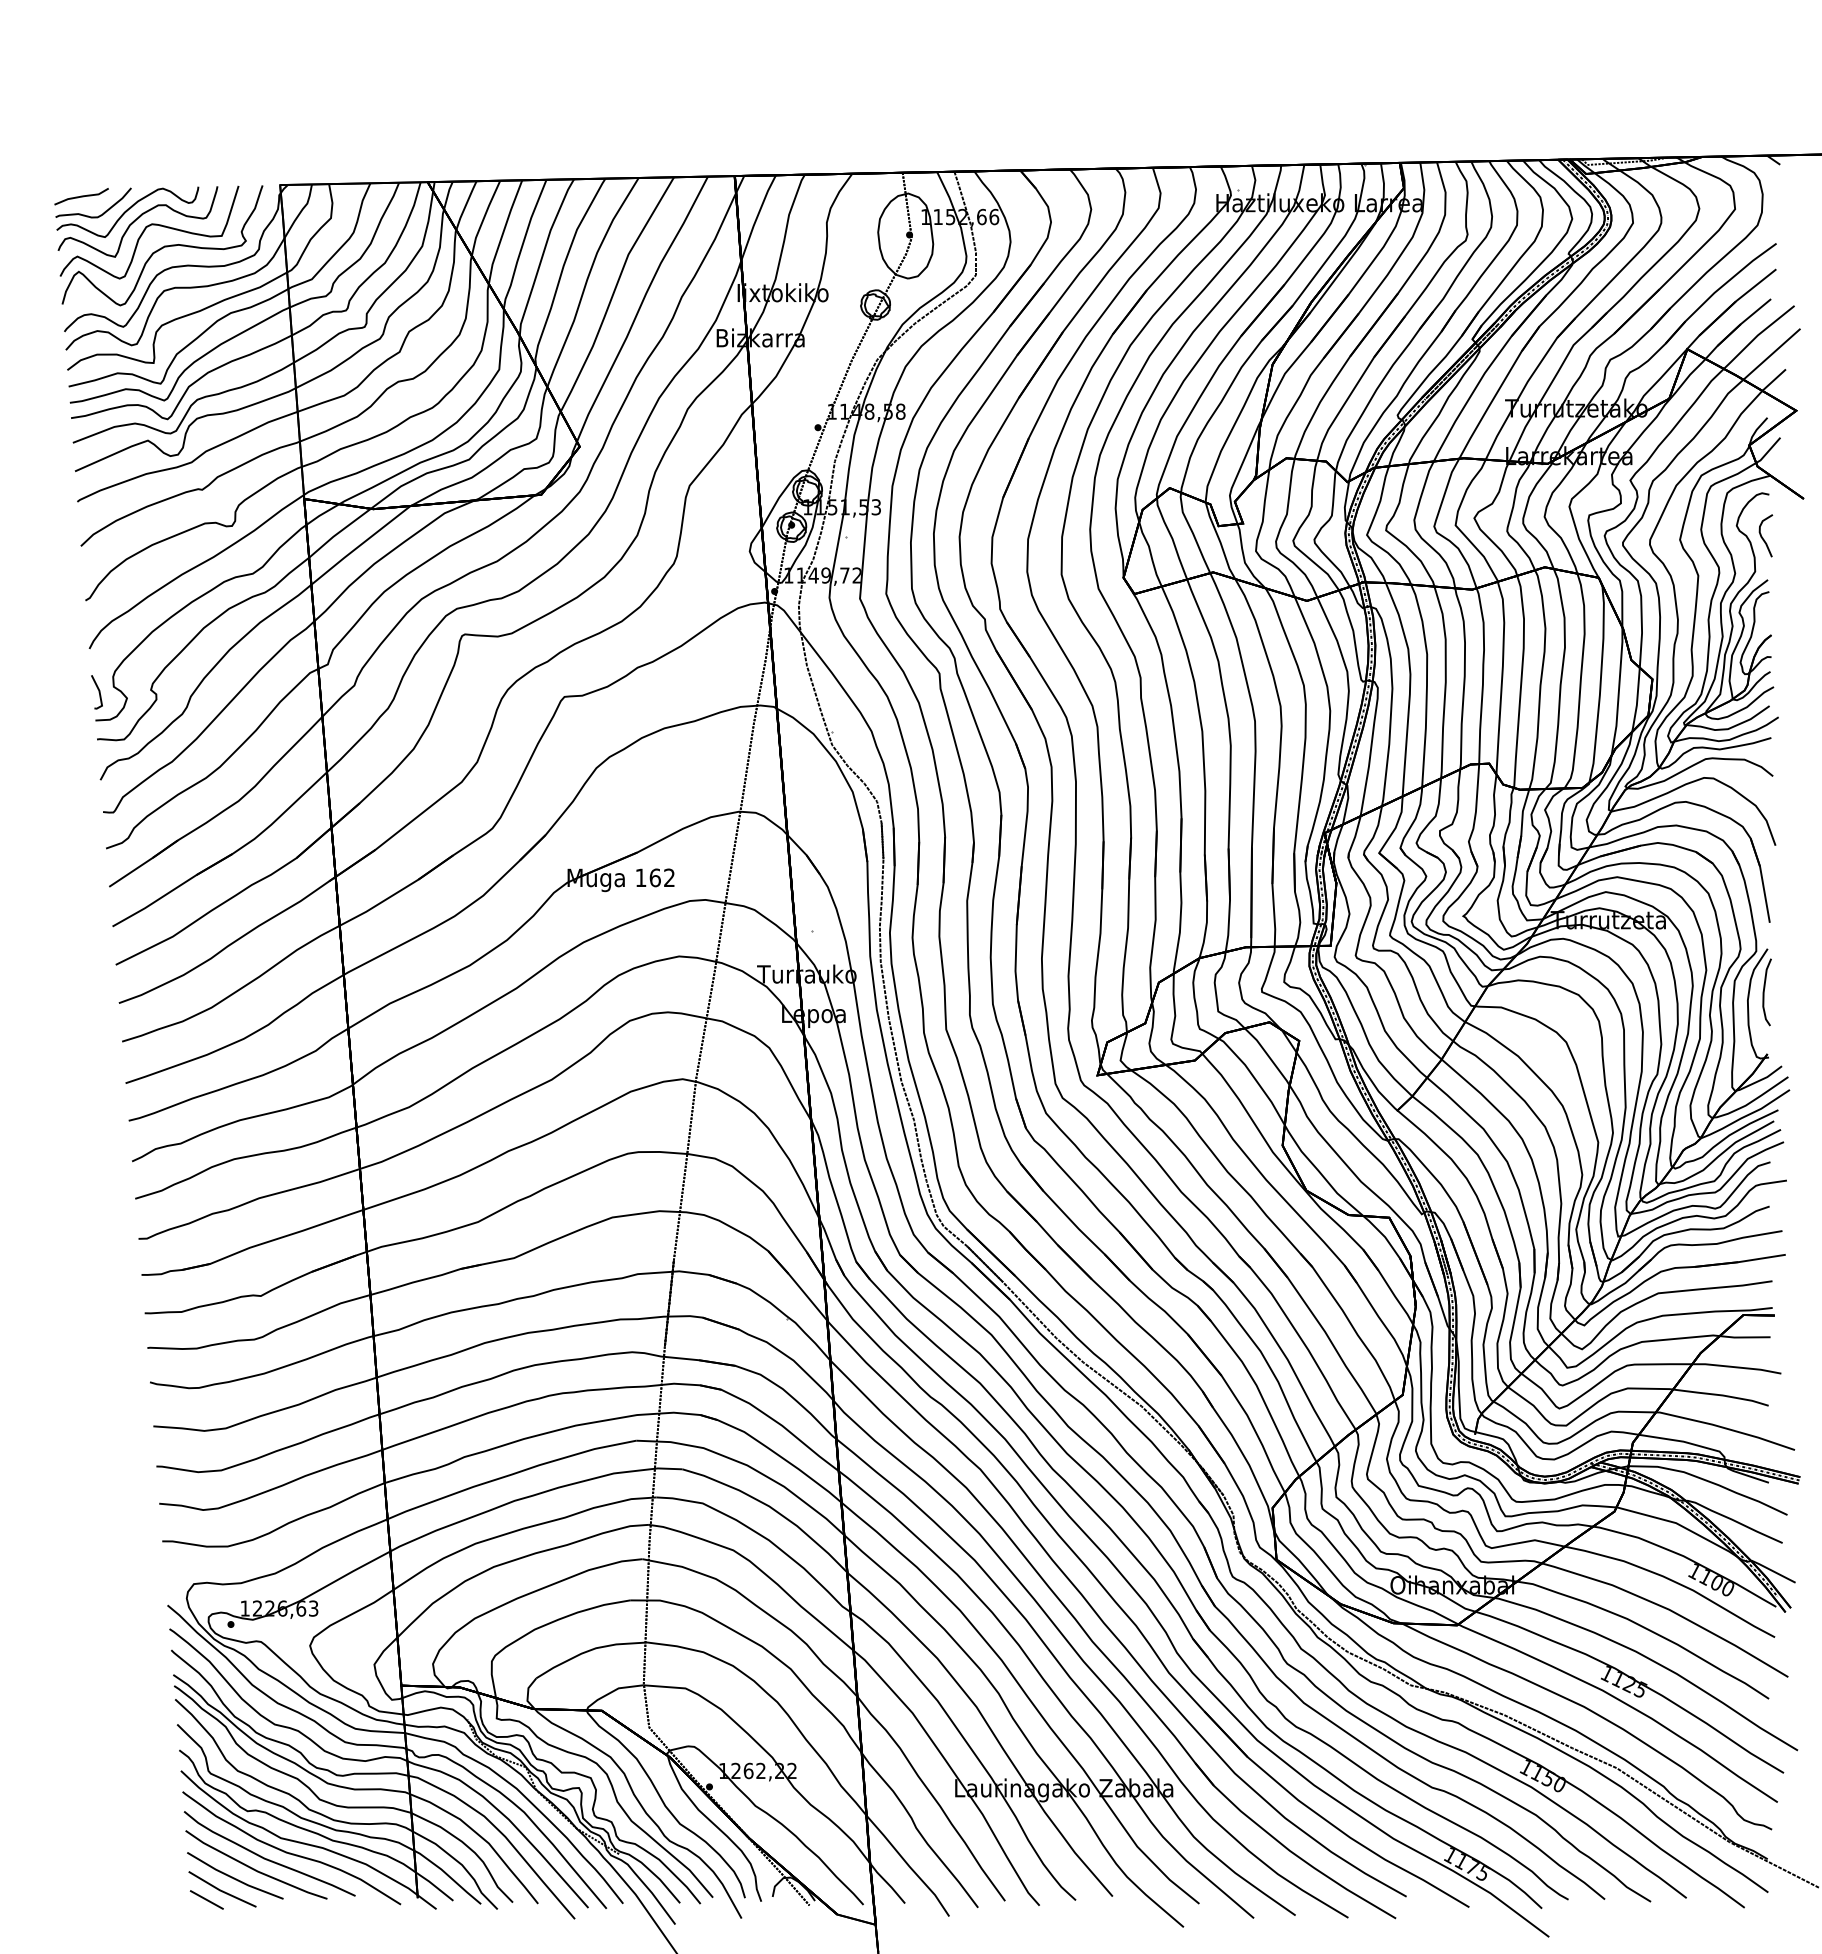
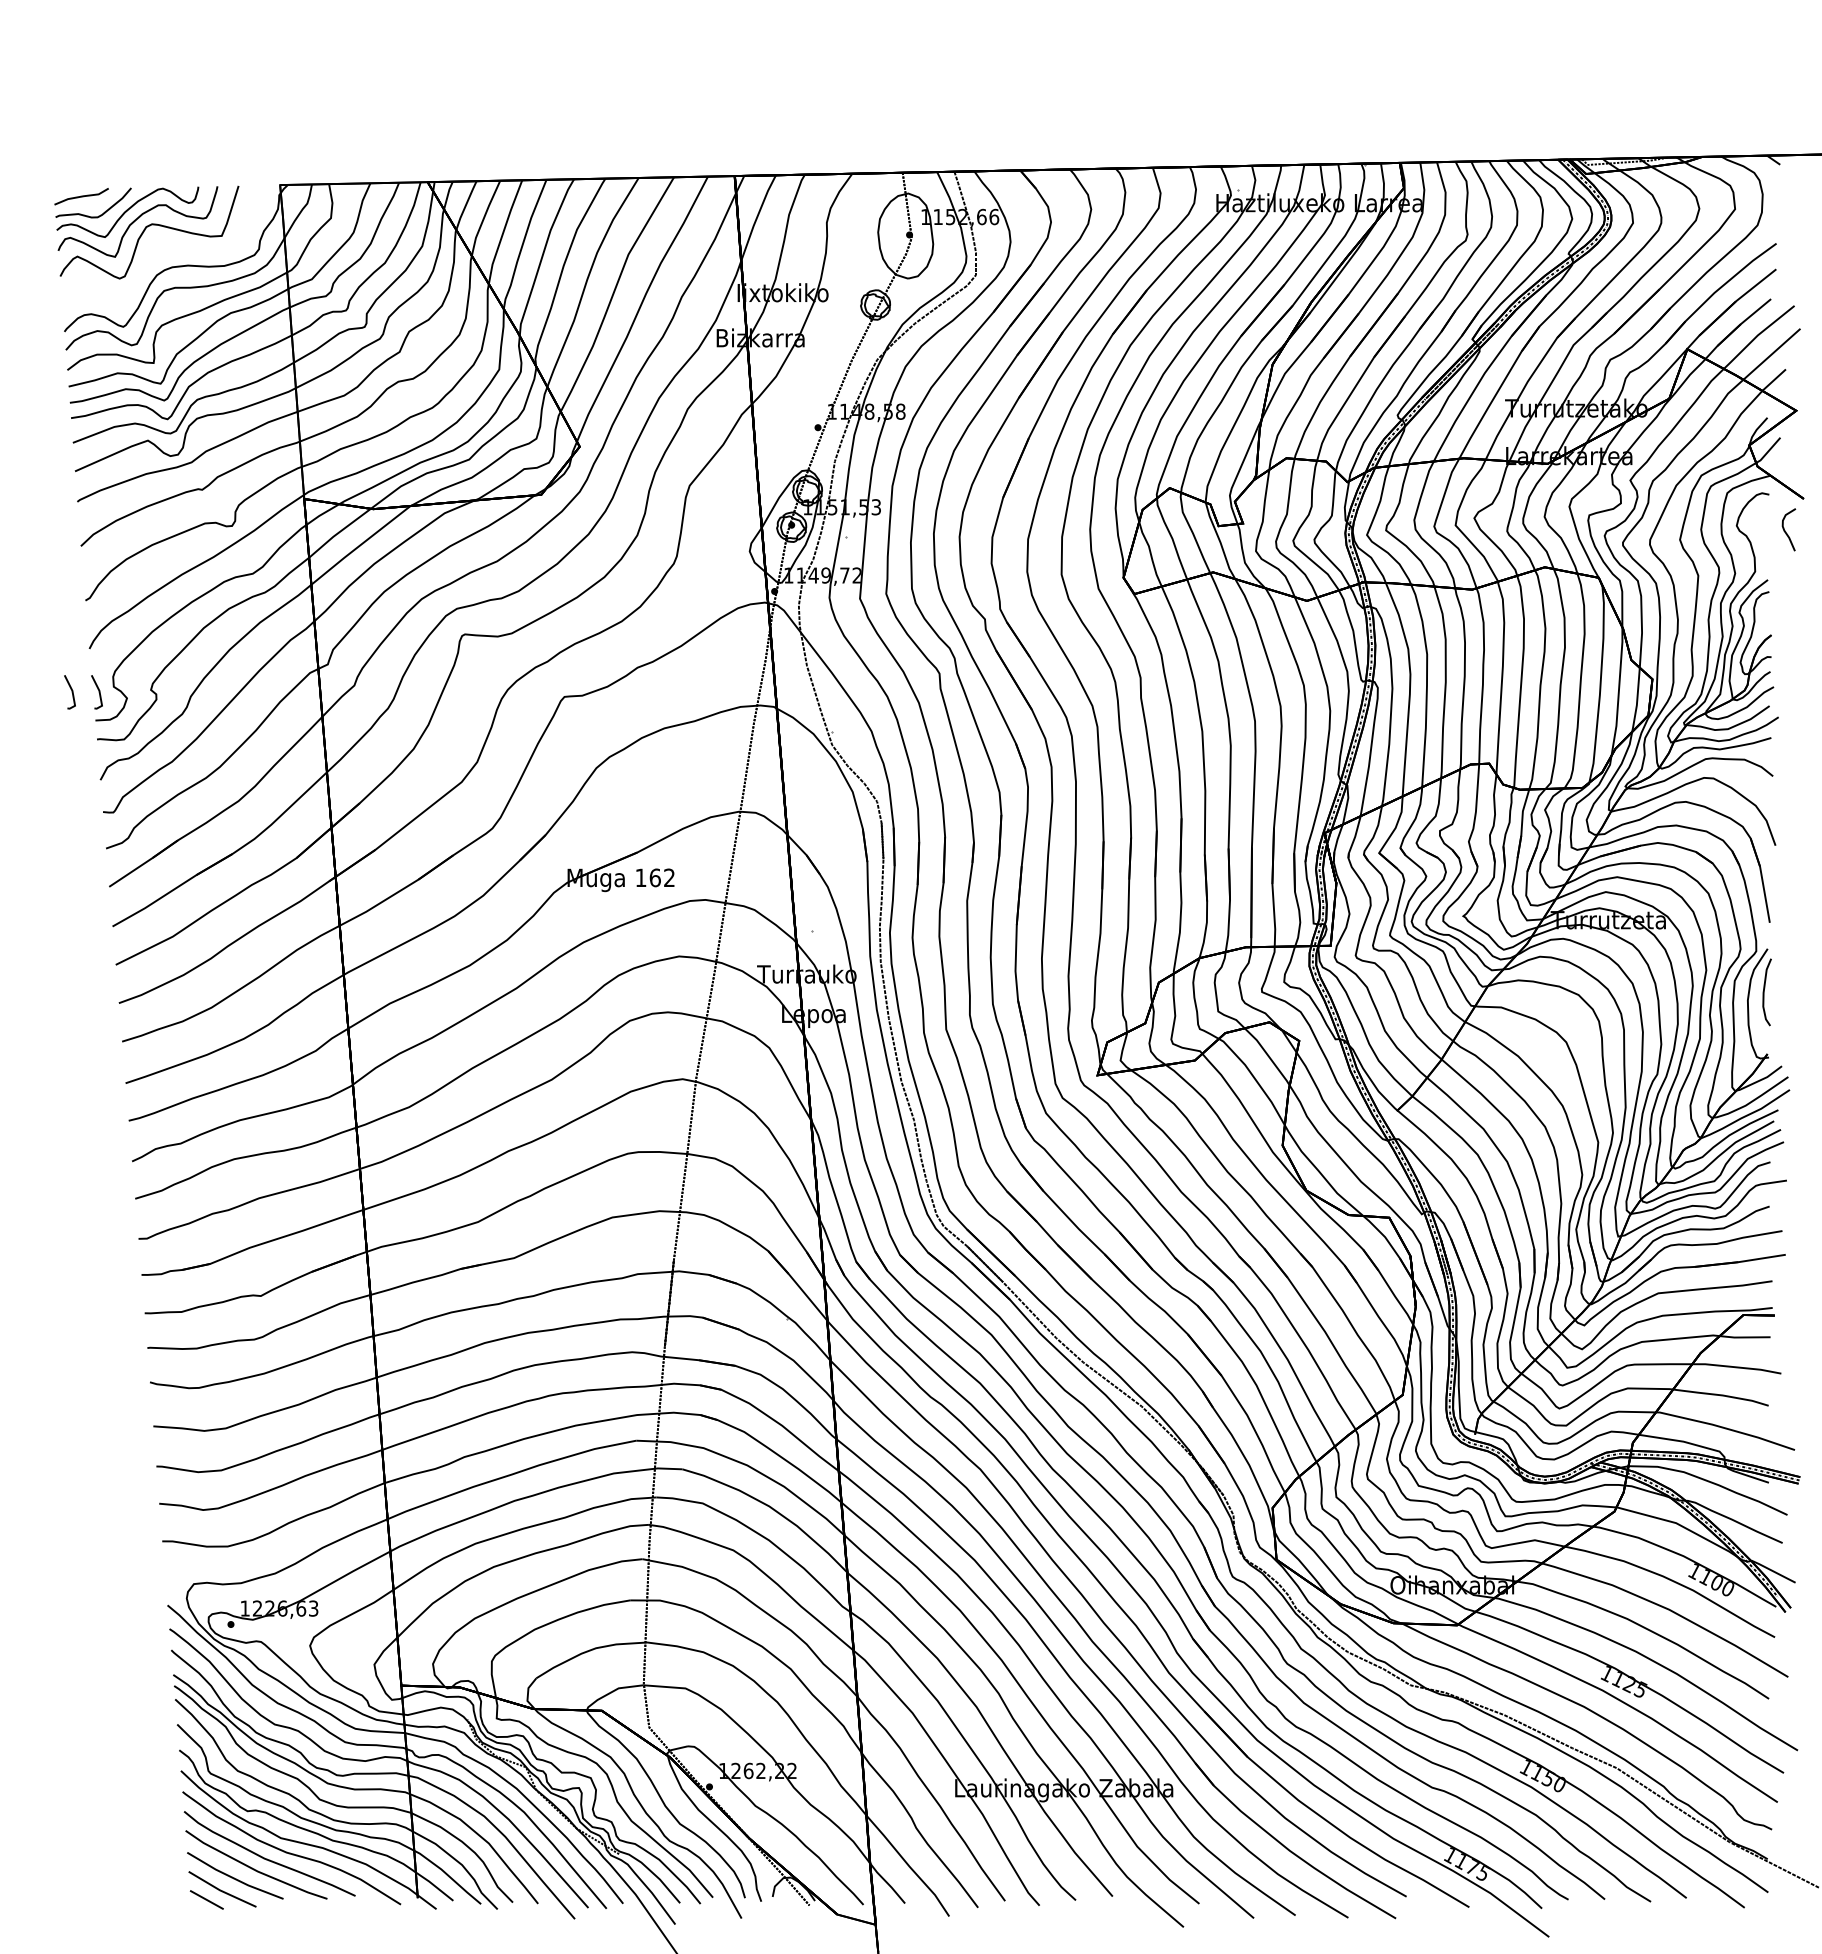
curve: present -> none (162, 246)
curve position: (1763, 537) -> (1786, 531) (1786, 531)
line: none -> present (71, 692)
